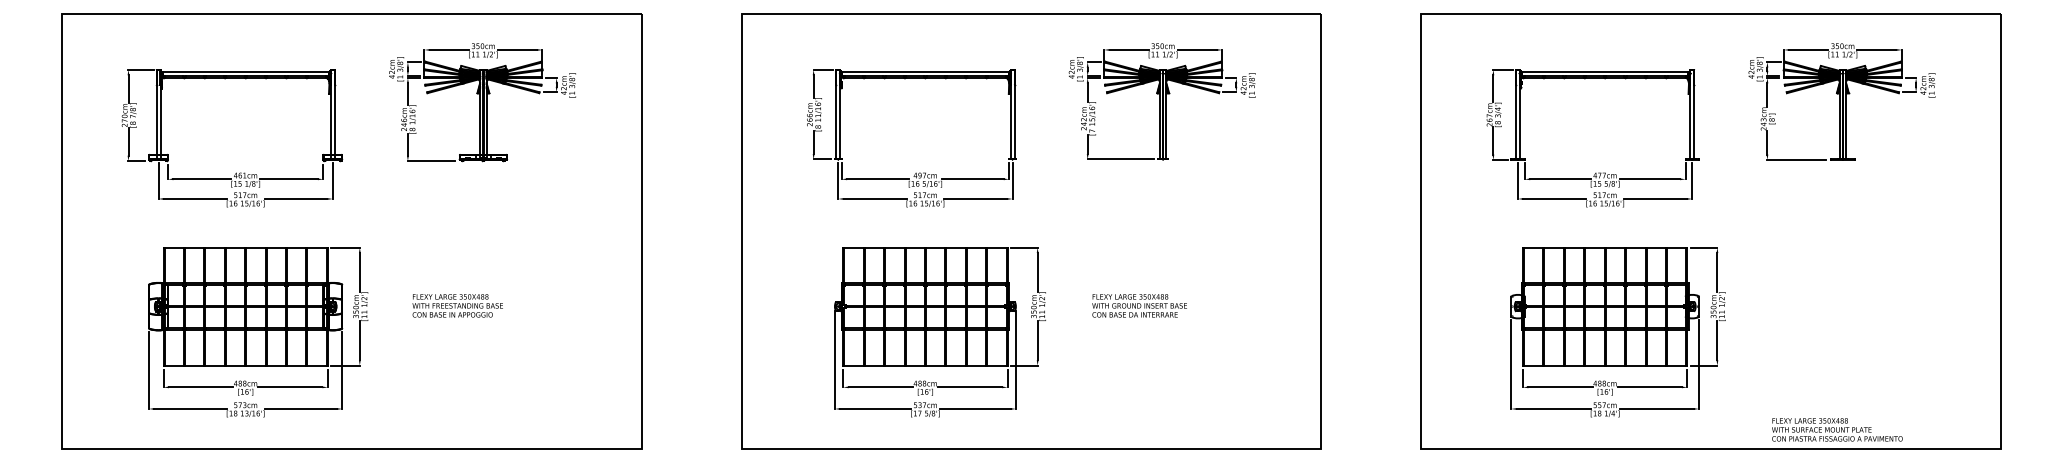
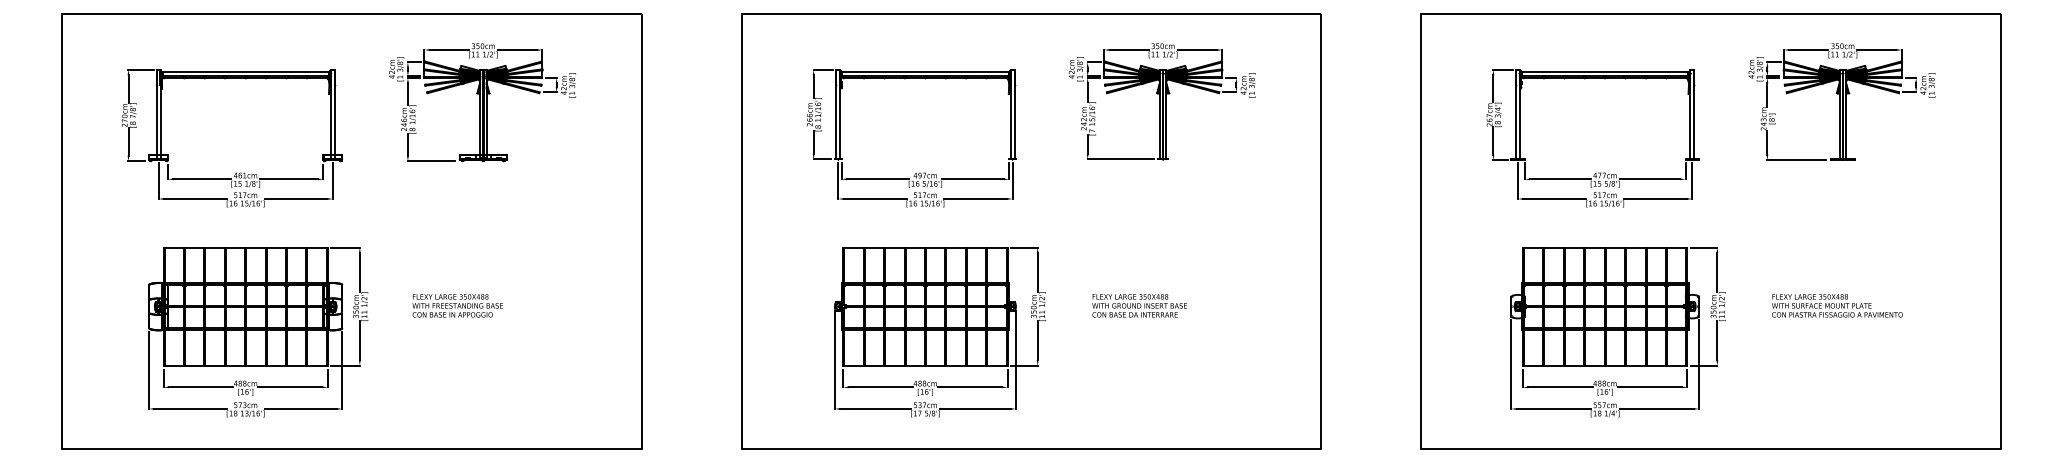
text position: (1837, 429) -> (1837, 305) (1837, 305)
